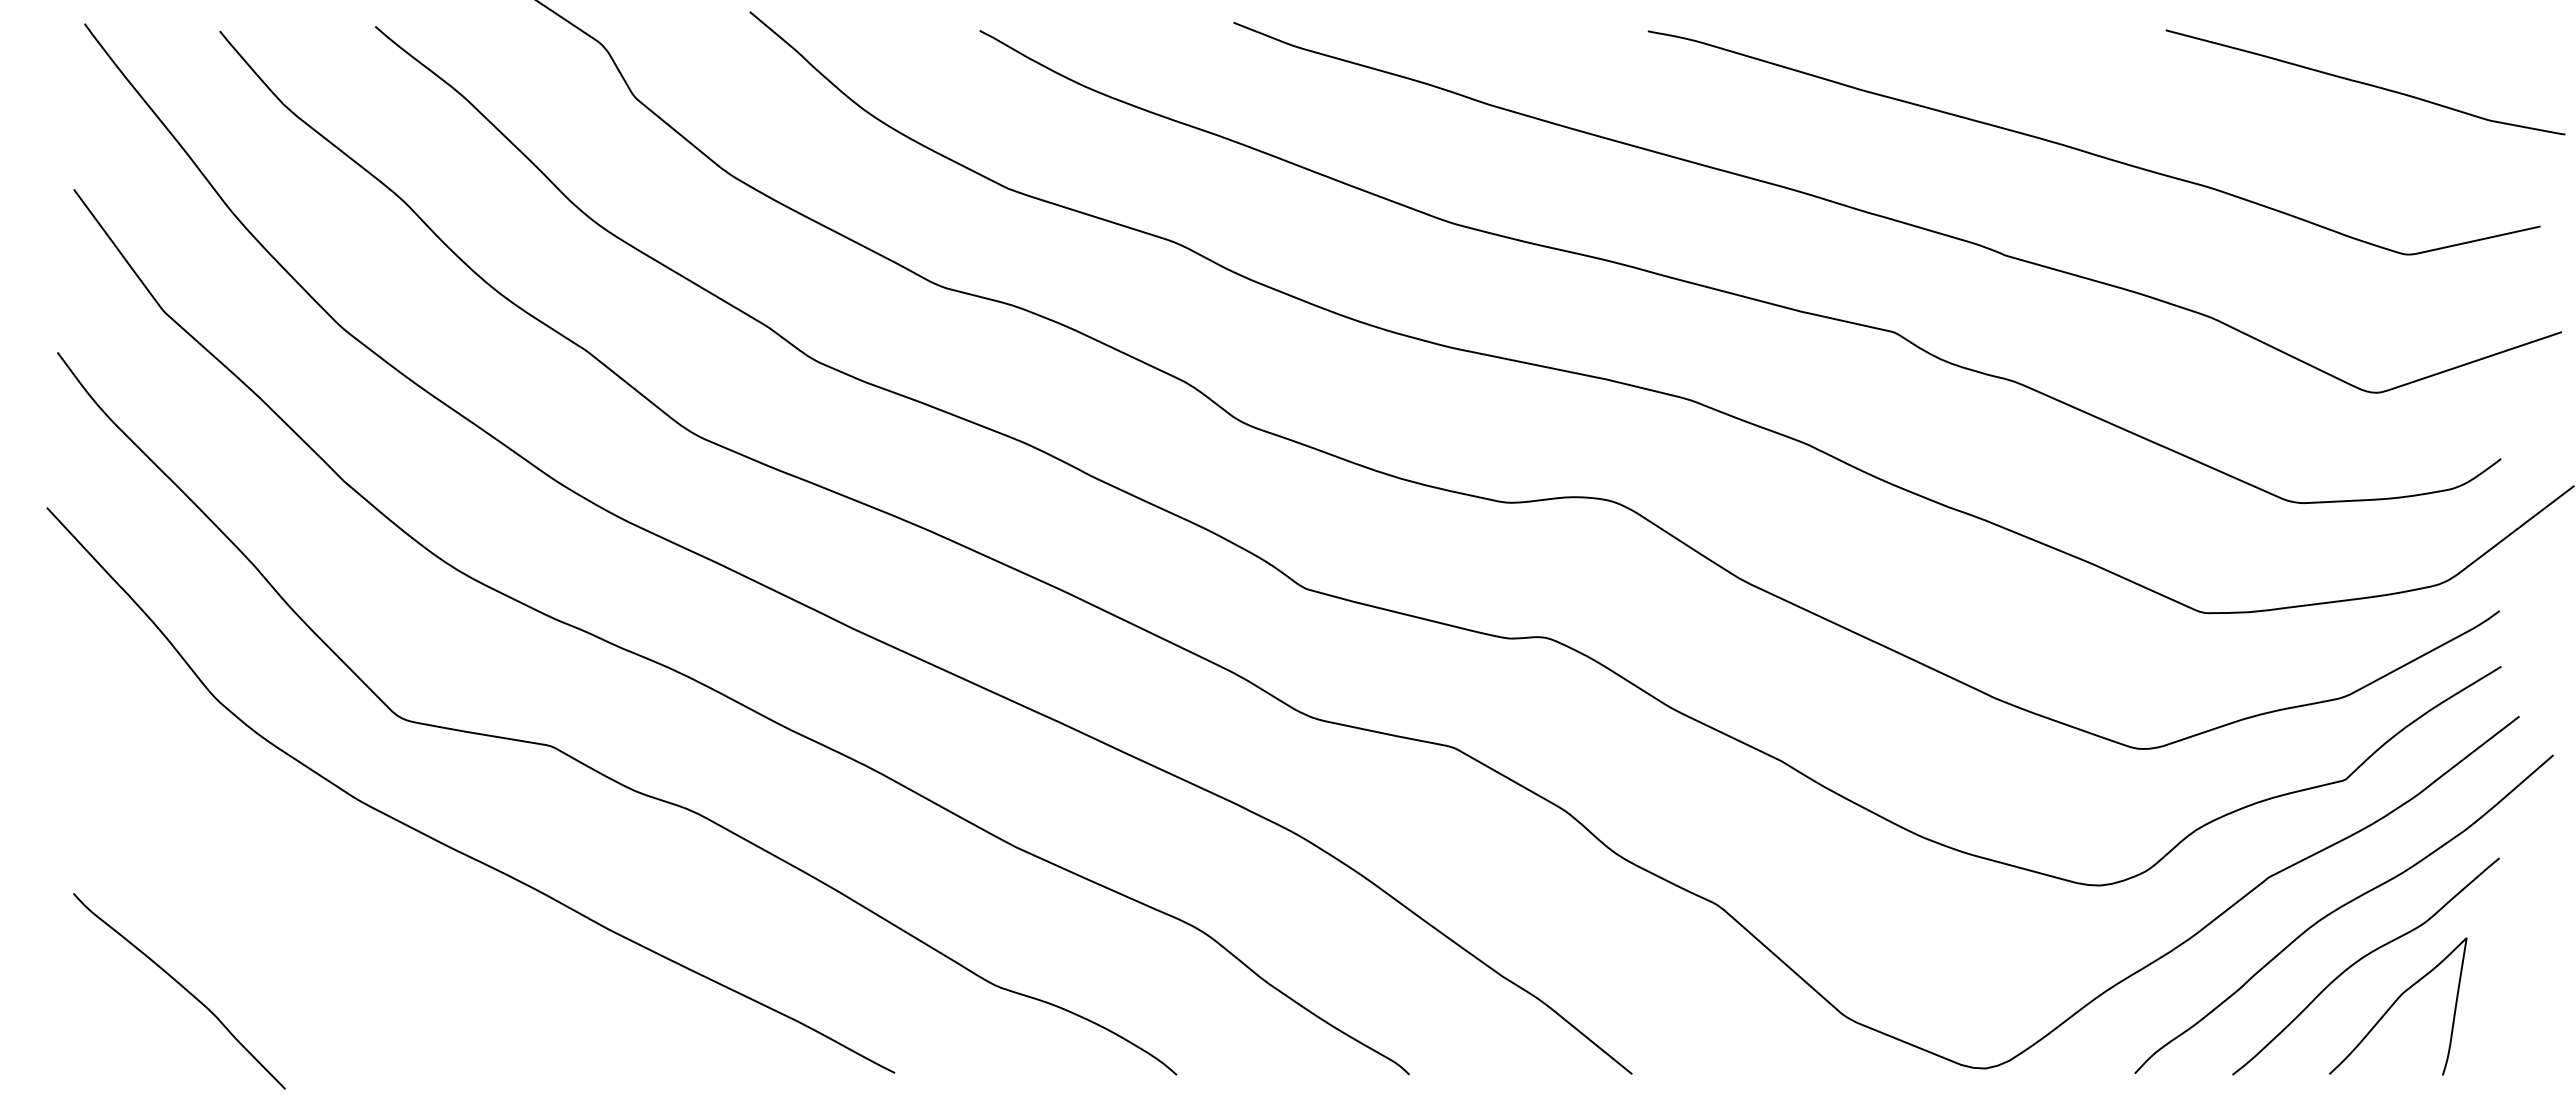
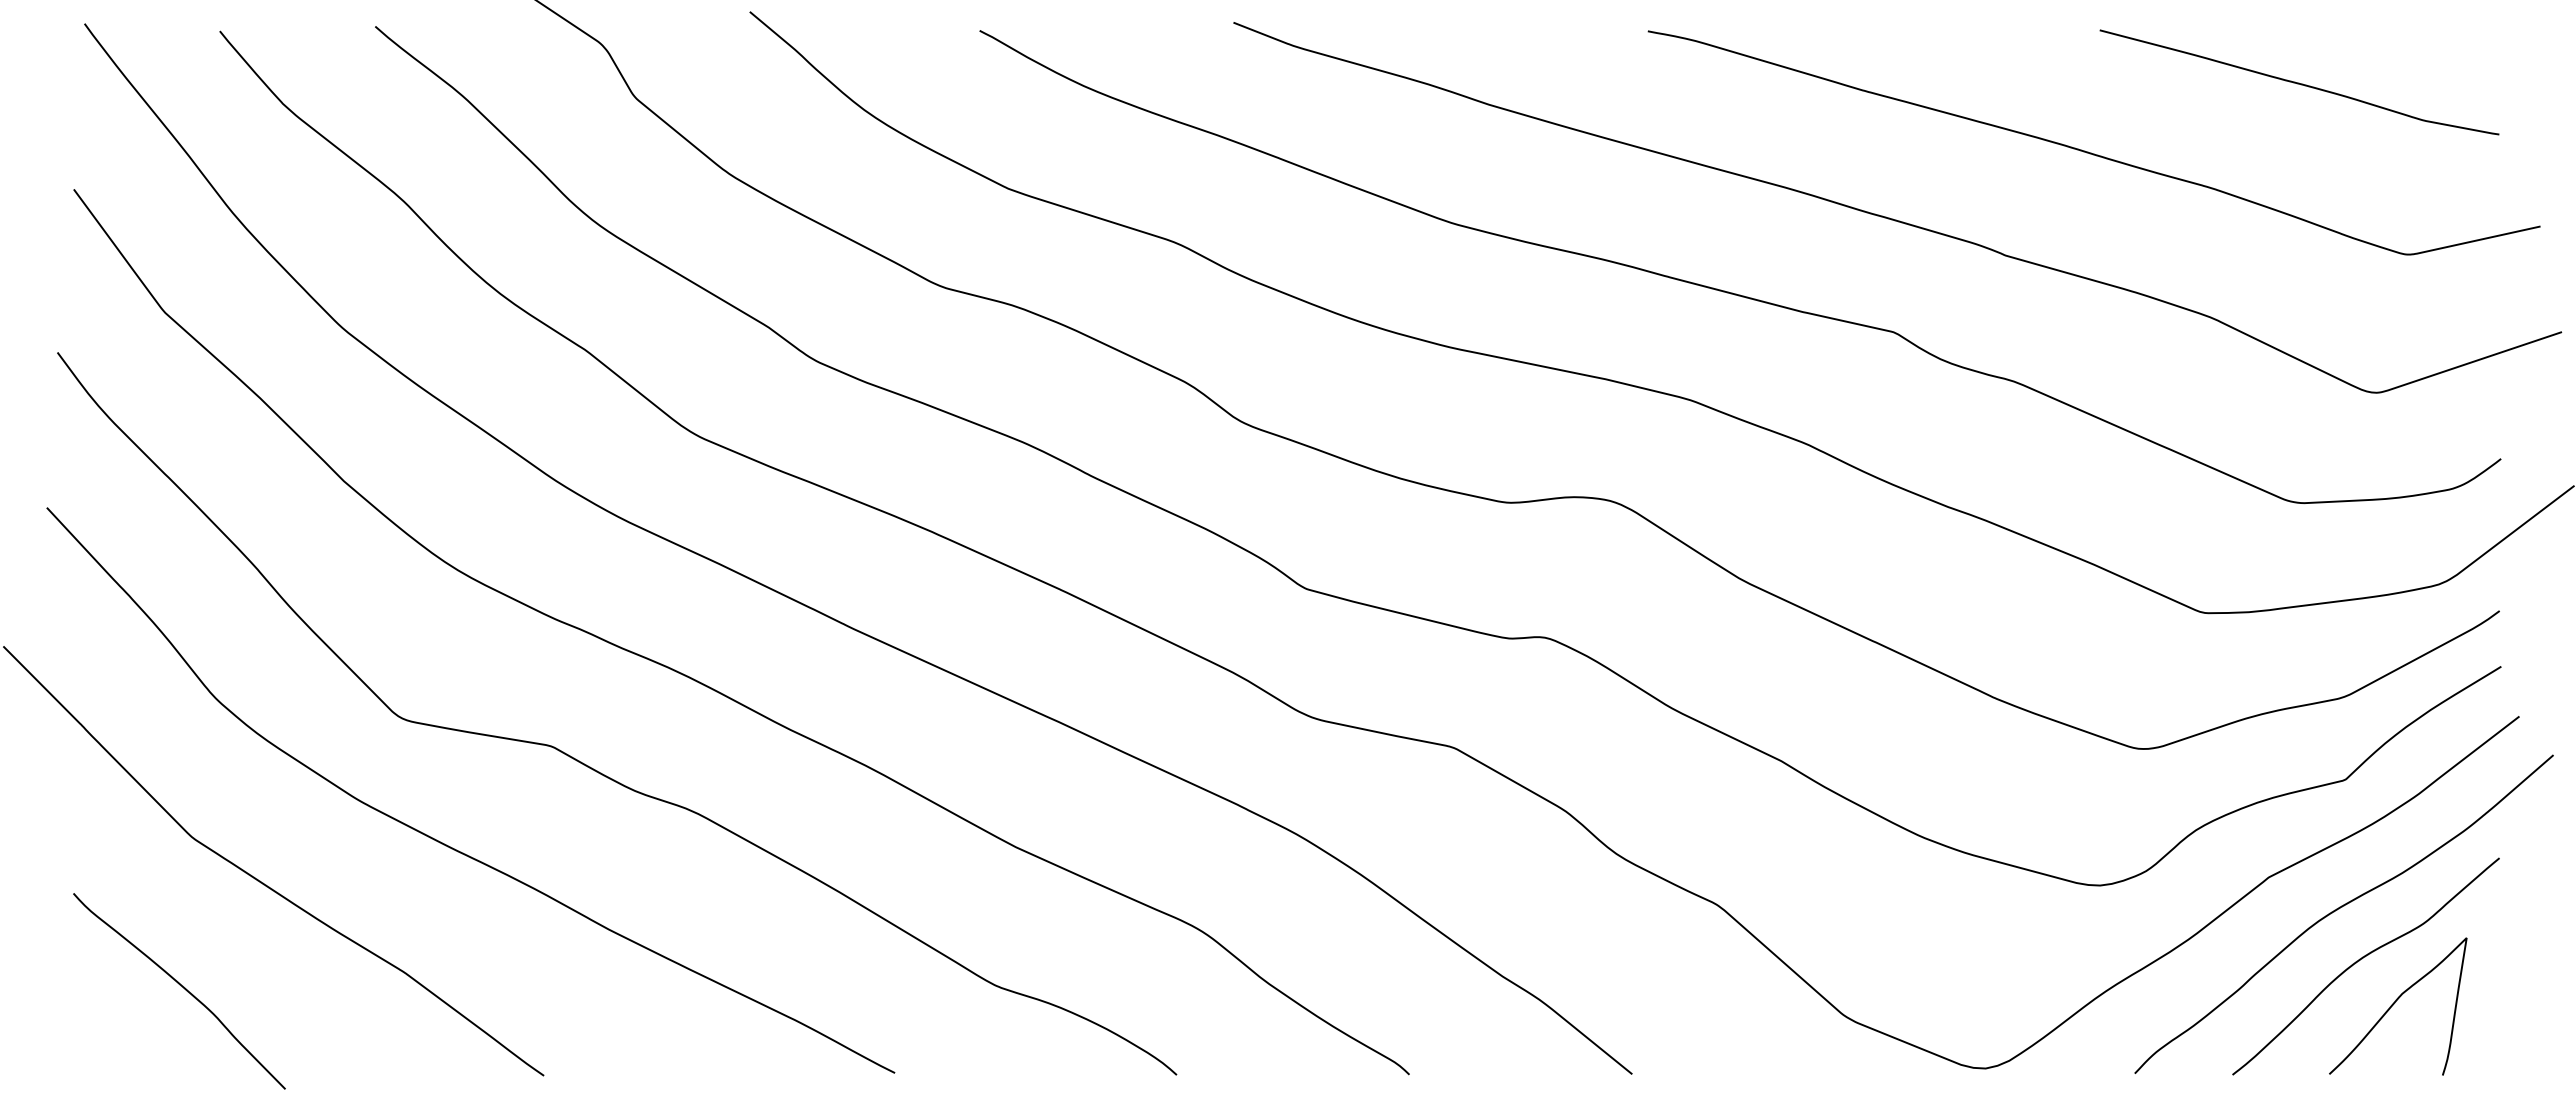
curve position: (2365, 82) -> (2299, 82) (2299, 82)
curve: none -> present (260, 880)
